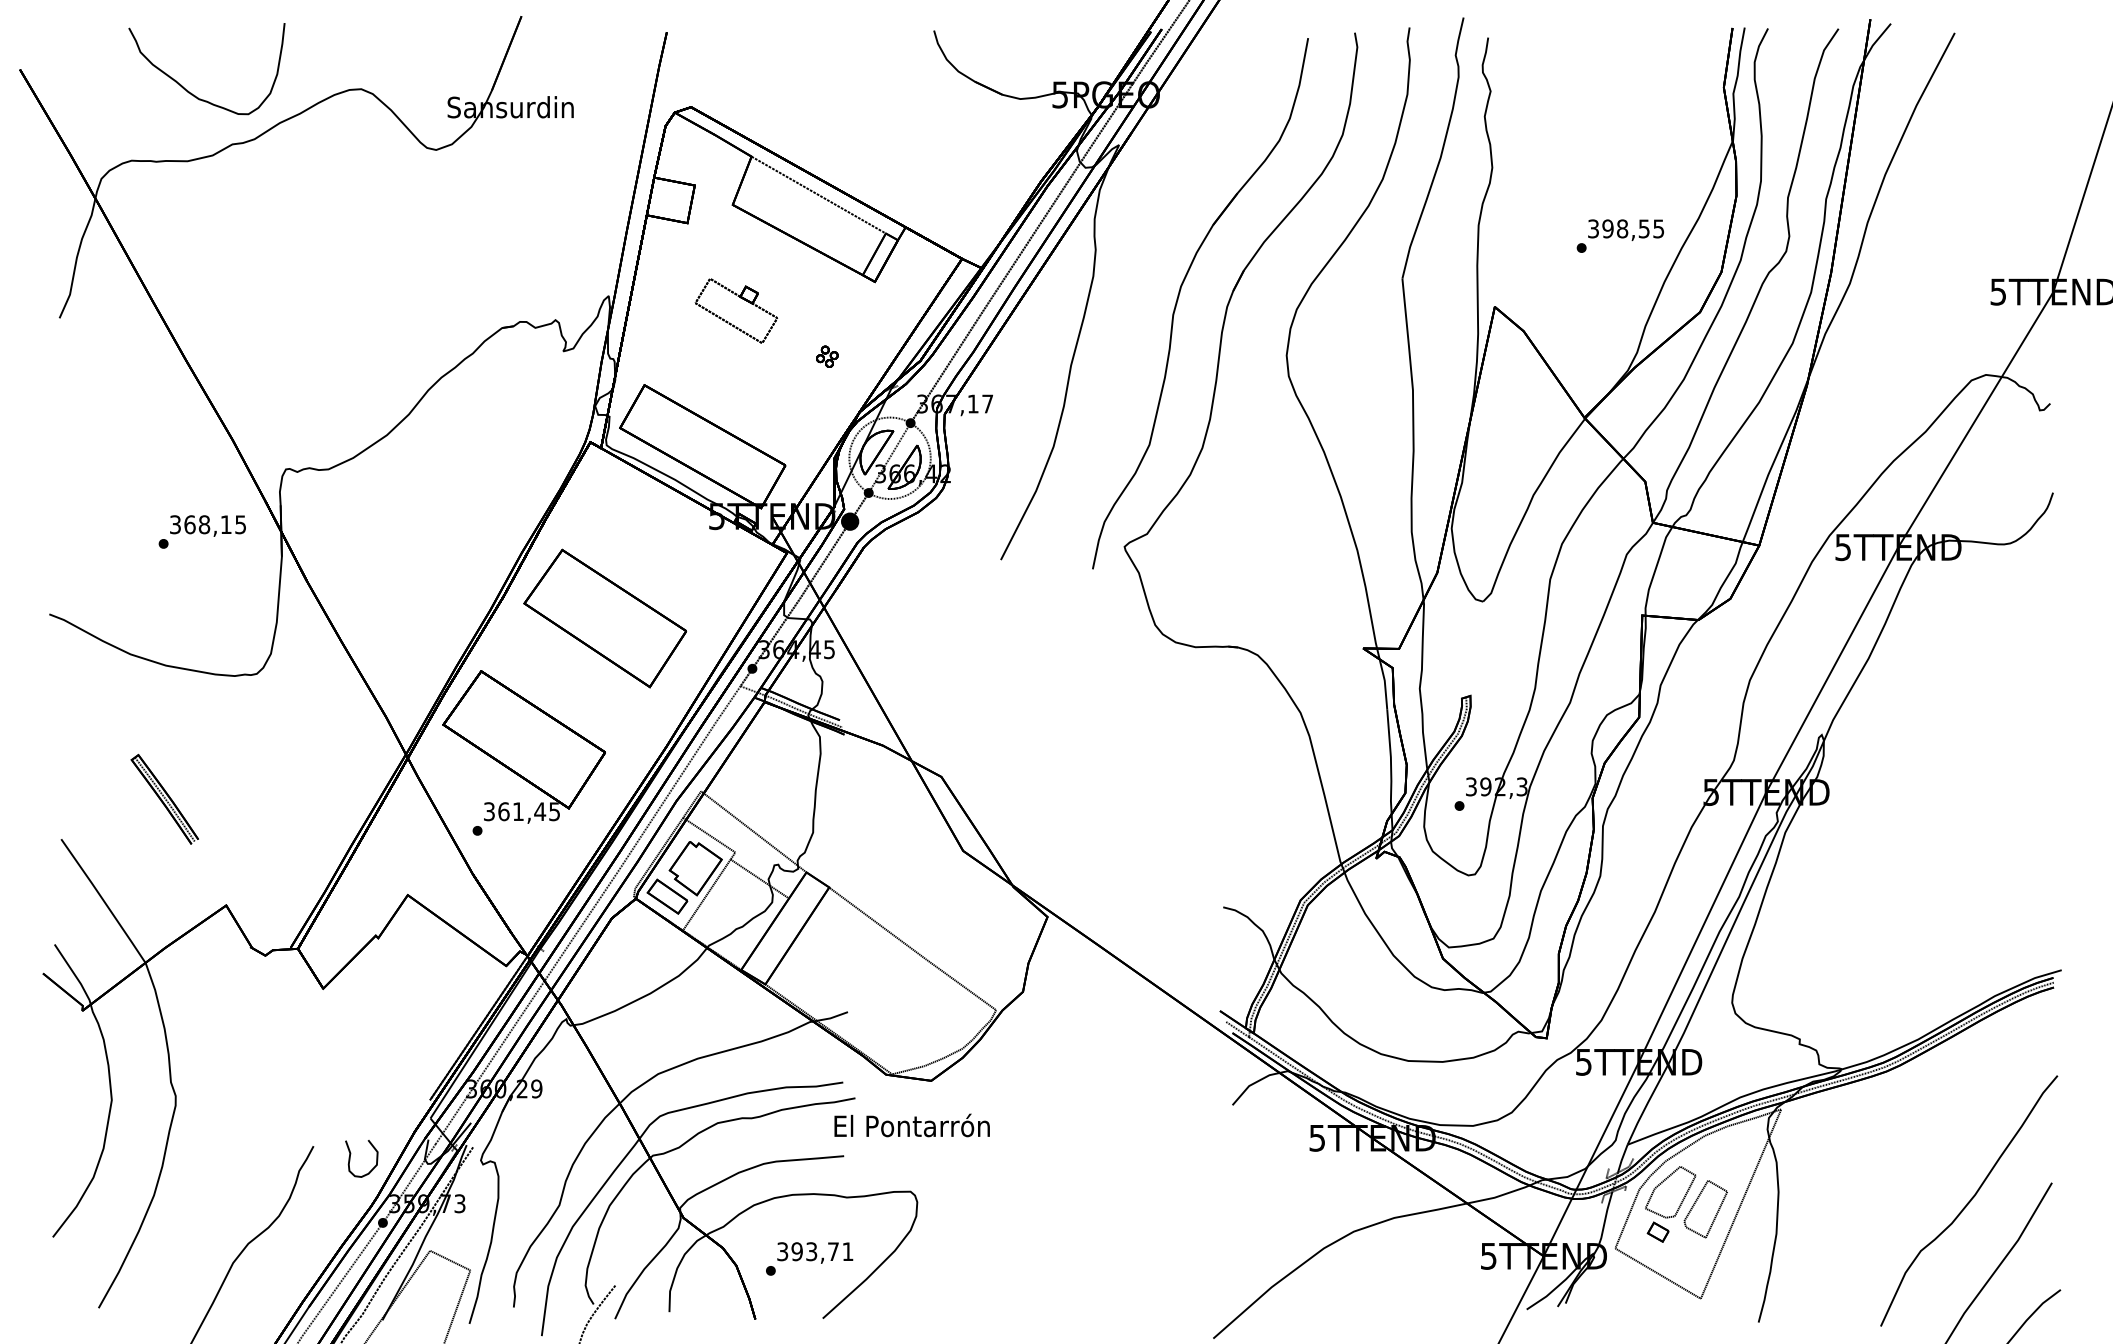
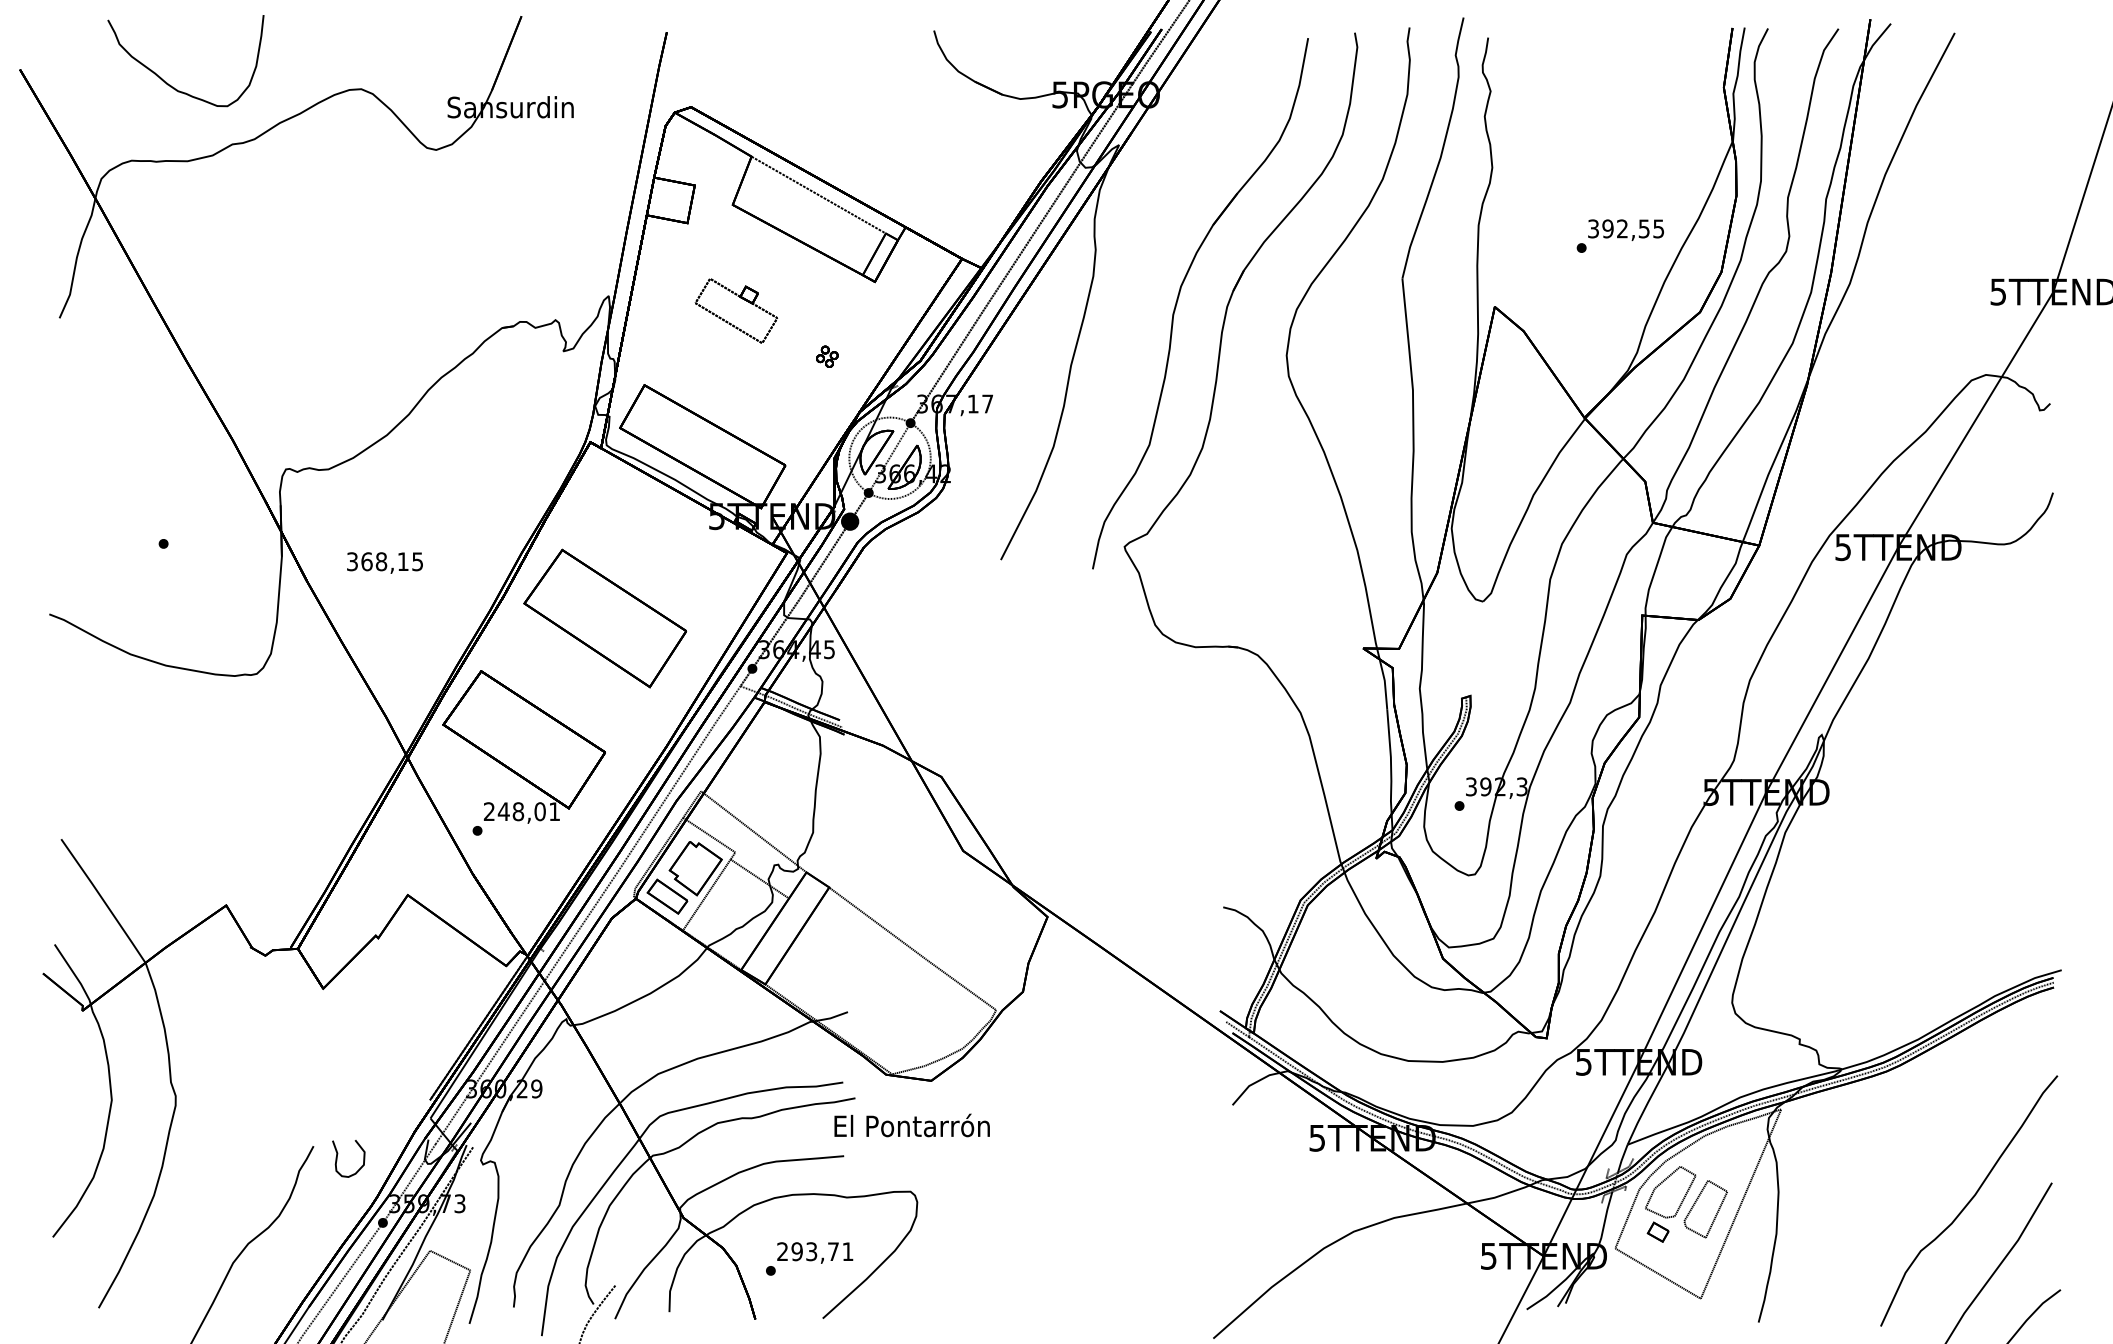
part position: (191, 92) -> (170, 84) (170, 84)
text: 398,55 -> 392,55 (1622, 228)
text position: (207, 525) -> (384, 562) (384, 562)
part: present -> none (164, 798)
text: 361,45 -> 248,01 (521, 811)
curve position: (351, 1154) -> (338, 1154) (338, 1154)
text: 393,71 -> 293,71 (782, 1251)
